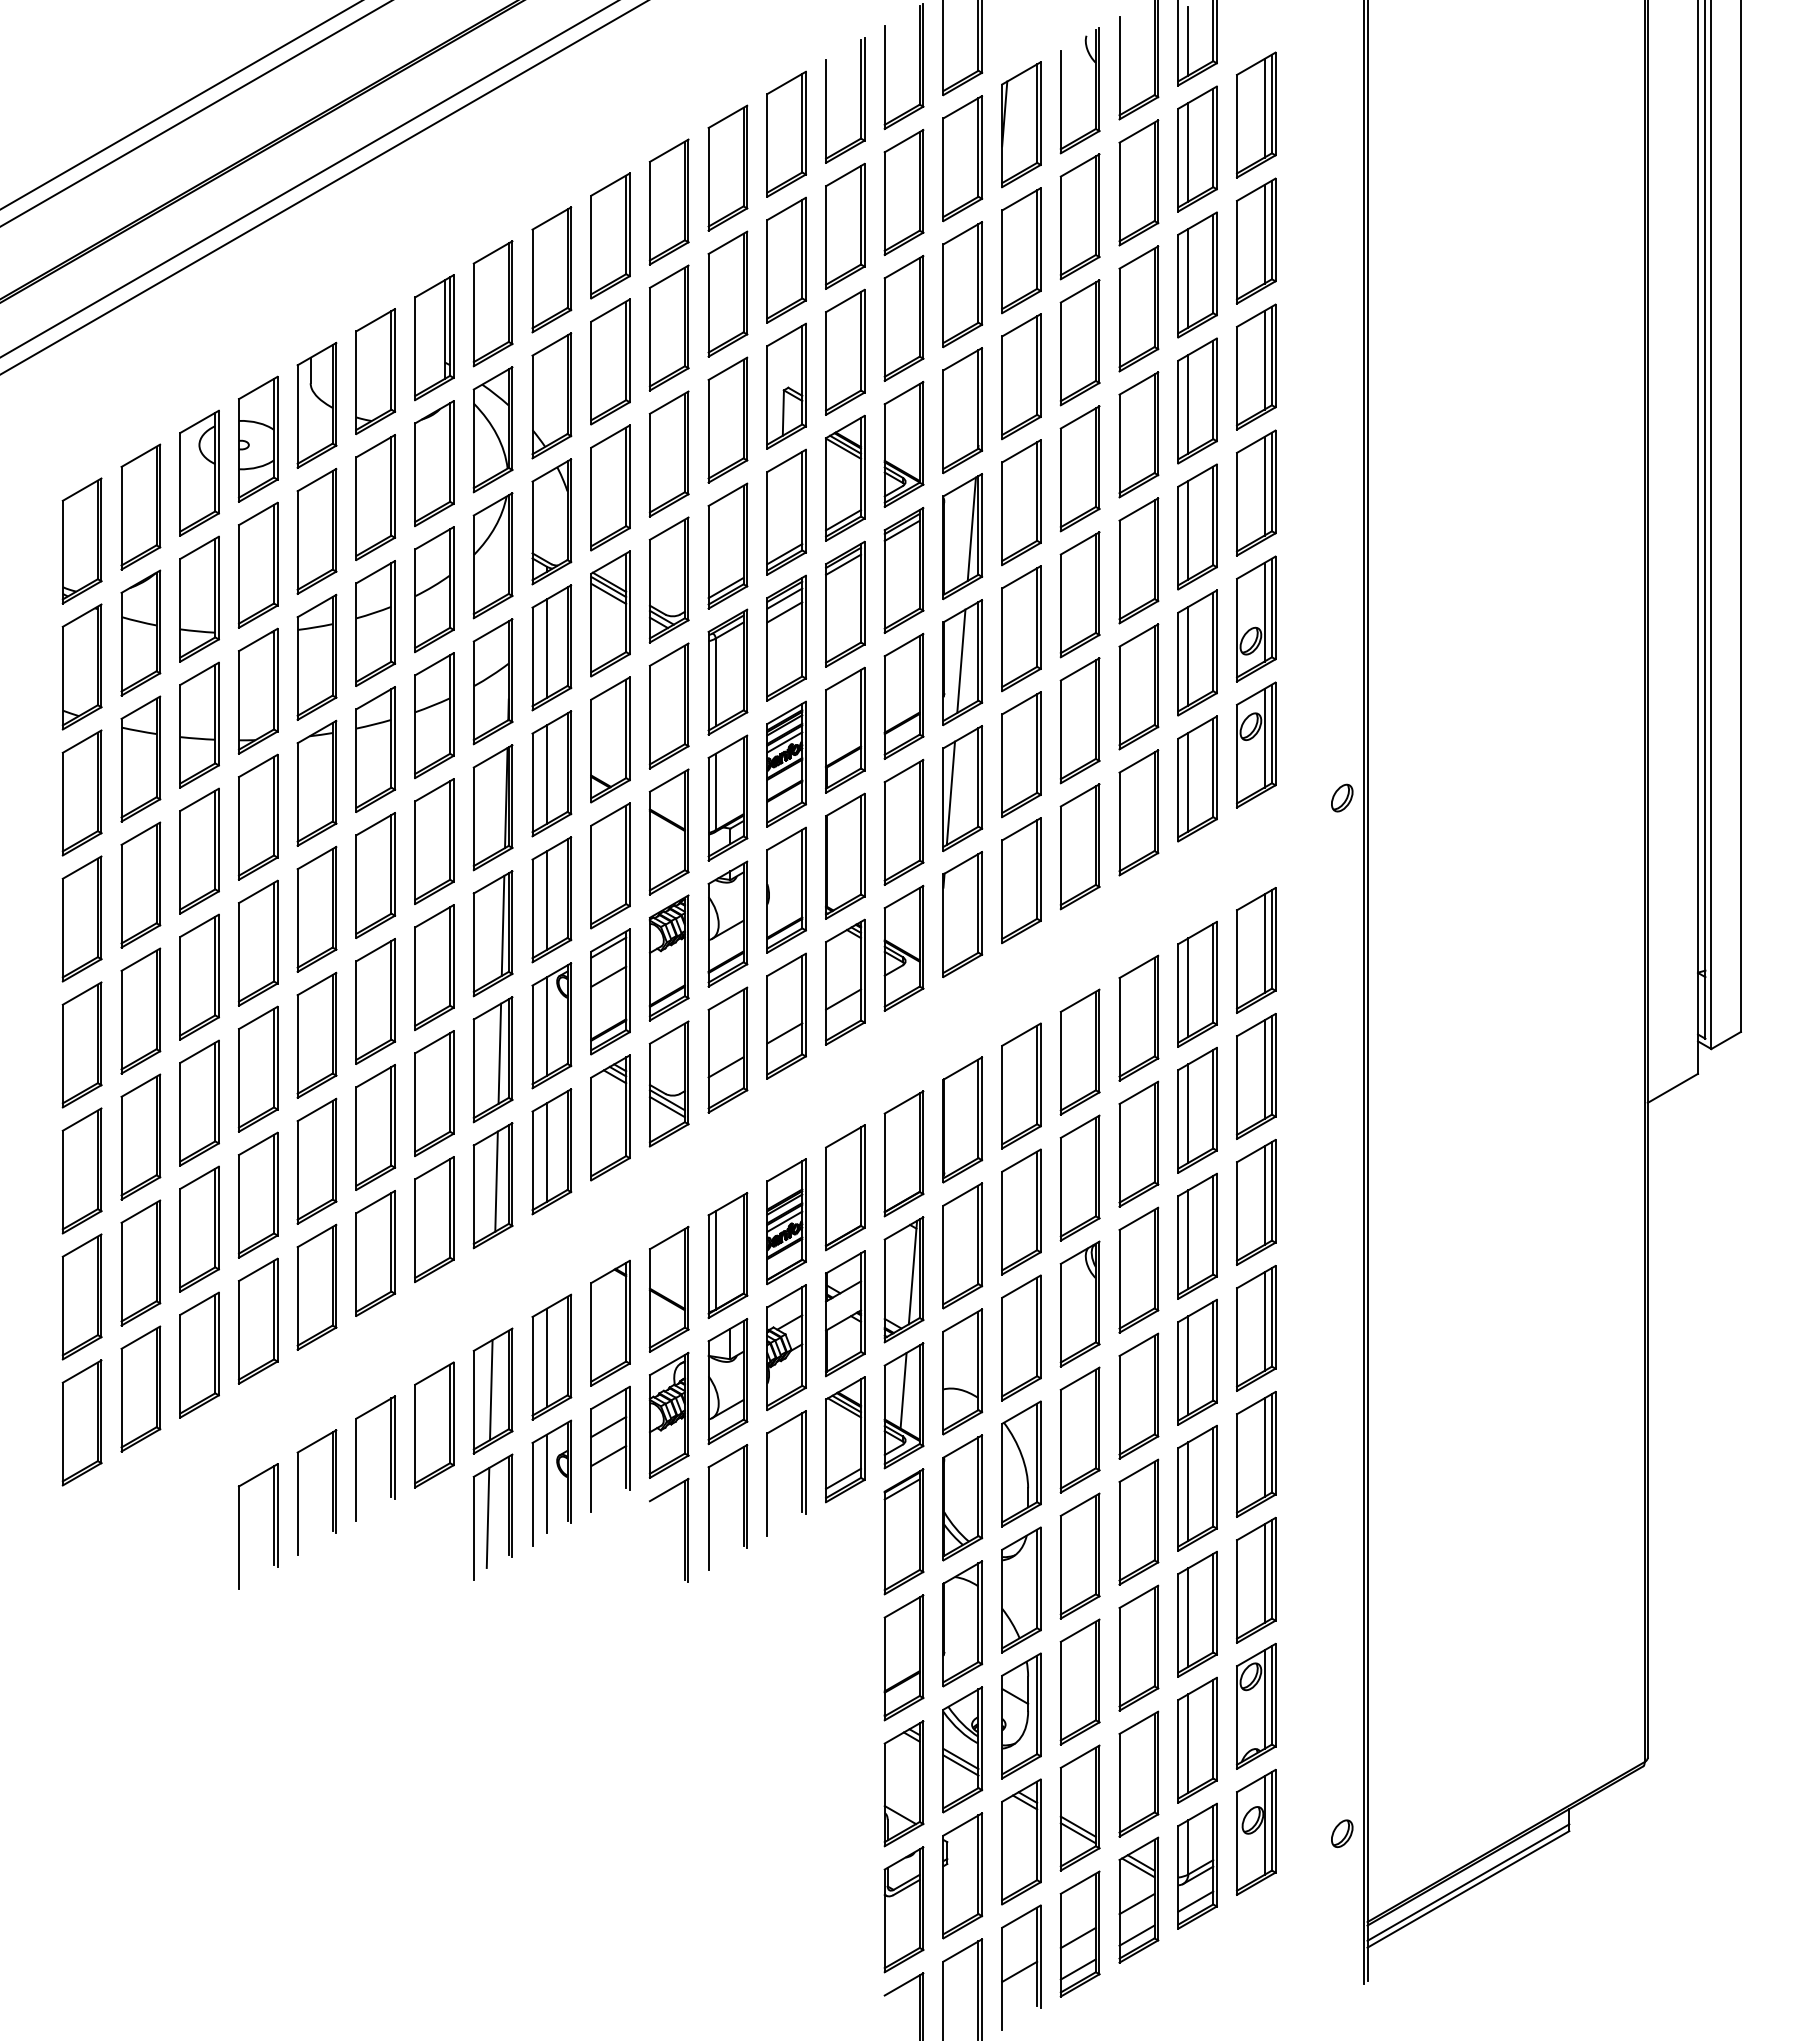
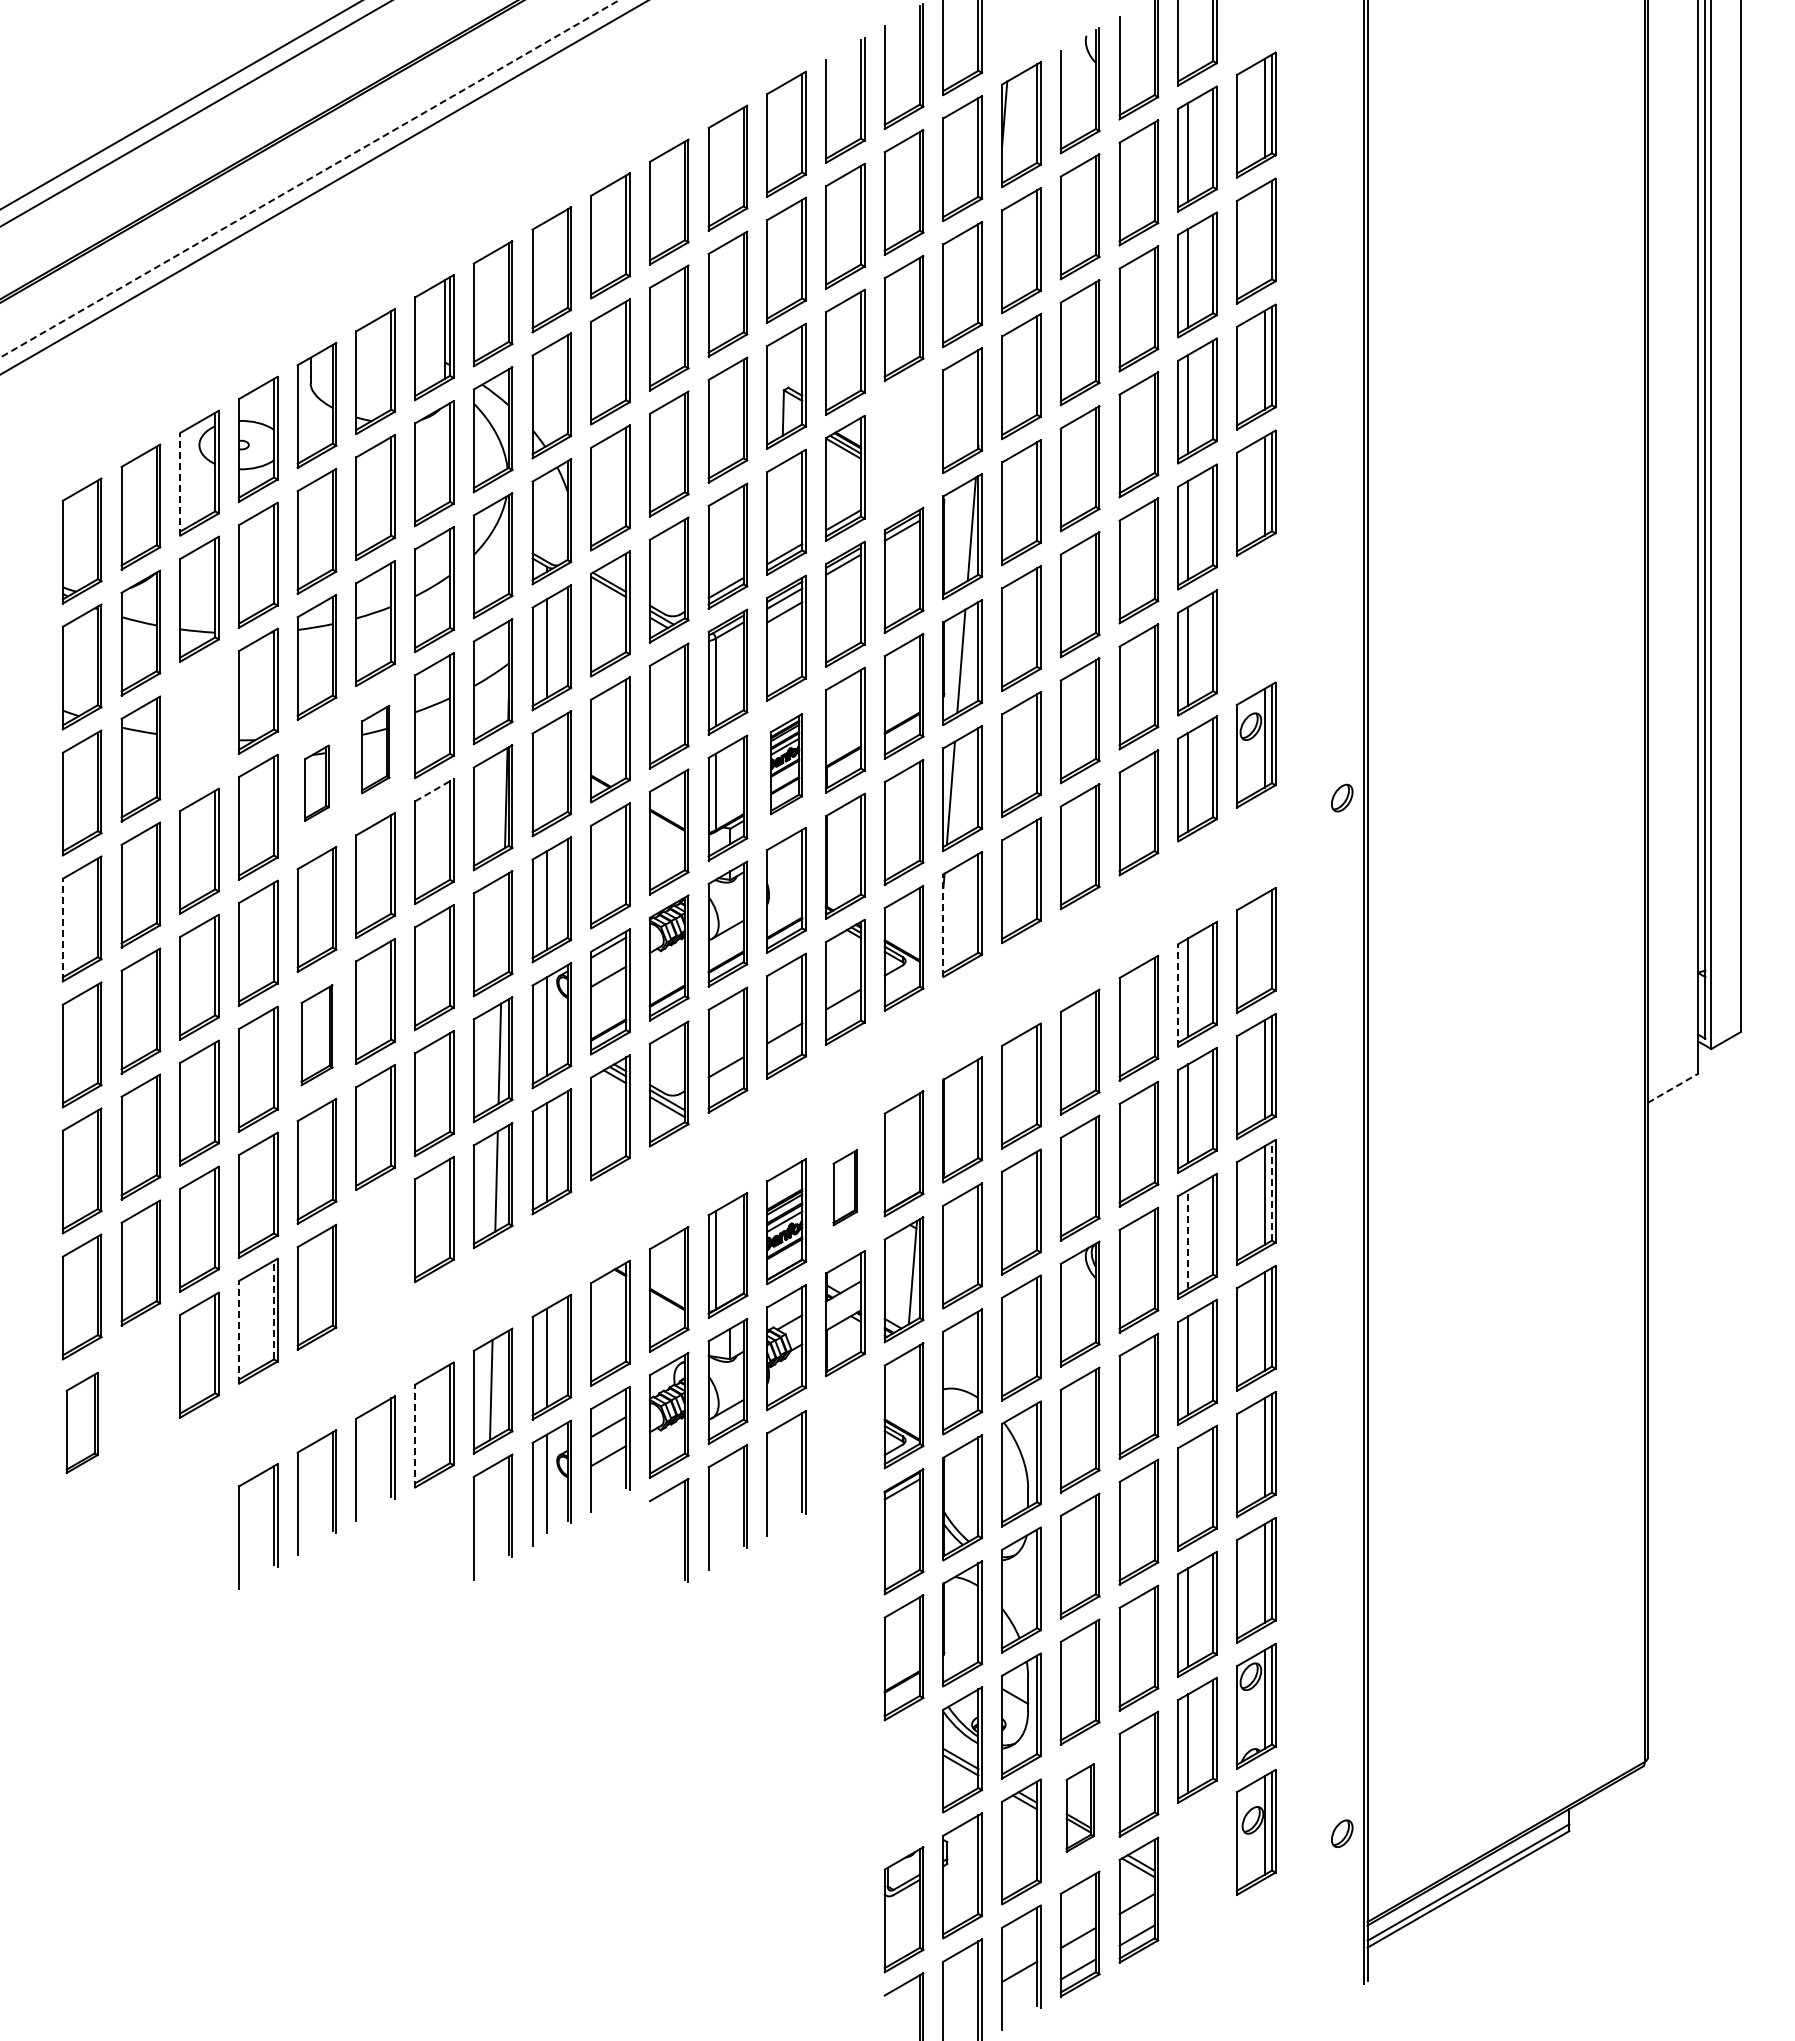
line: present -> none (1188, 41)
line: solid -> dashed (309, 179)
line: present -> none (1264, 233)
part: present -> none (903, 444)
line: solid -> dashed (180, 483)
line: present -> none (608, 593)
part: present -> none (1256, 618)
part: present -> none (199, 724)
part size: 42x127 px -> 30x91 px (375, 749)
part size: 41x128 px -> 34x103 px (786, 764)
line: present -> none (546, 774)
part size: 42x128 px -> 26x78 px (316, 782)
line: solid -> dashed (434, 790)
line: present -> none (502, 925)
line: solid -> dashed (943, 925)
line: solid -> dashed (62, 929)
line: present -> none (1264, 943)
line: solid -> dashed (1178, 995)
part size: 42x128 px -> 34x103 px (316, 1035)
line: solid -> dashed (1673, 1088)
part size: 42x128 px -> 26x78 px (844, 1187)
line: solid -> dashed (1271, 1190)
line: solid -> dashed (1188, 1239)
part: present -> none (375, 1253)
line: solid -> dashed (273, 1309)
line: solid -> dashed (238, 1331)
part: present -> none (140, 1388)
line: present -> none (903, 1390)
part size: 42x128 px -> 34x103 px (81, 1422)
line: solid -> dashed (415, 1435)
part: present -> none (845, 1439)
line: present -> none (1188, 1491)
line: present -> none (487, 1517)
part: present -> none (903, 1783)
part size: 42x128 px -> 30x90 px (1079, 1807)
part: present -> none (1197, 1865)
